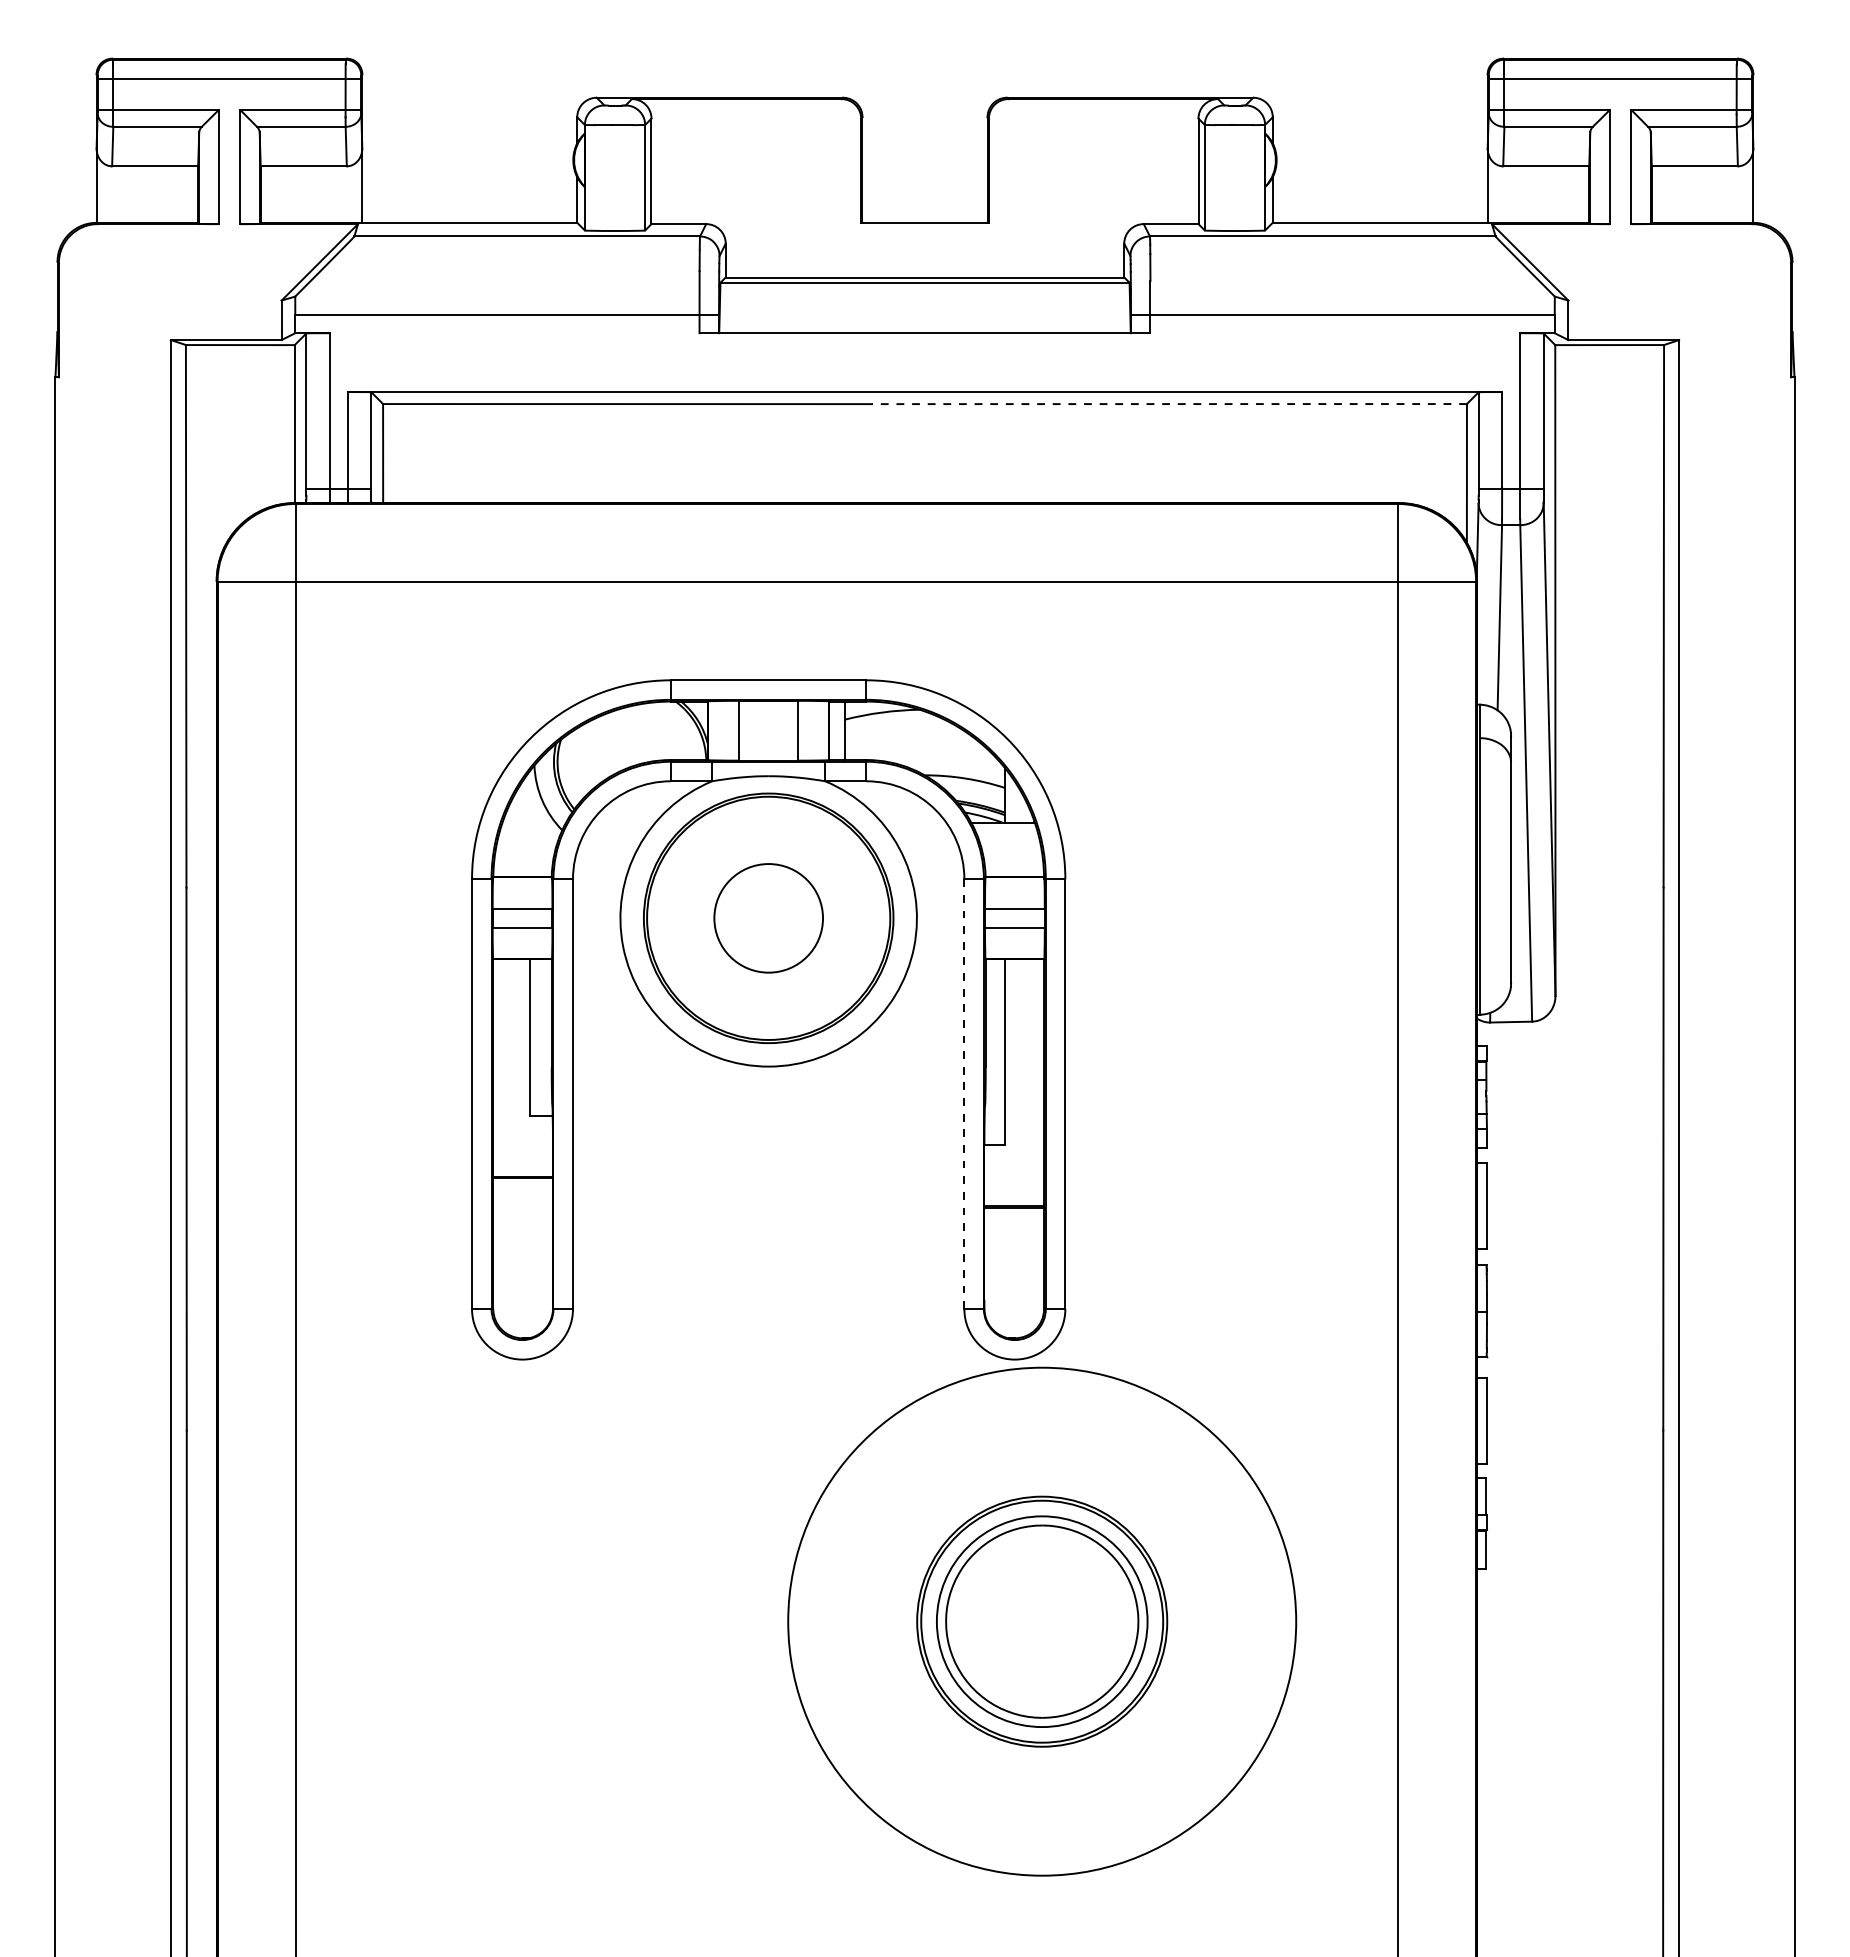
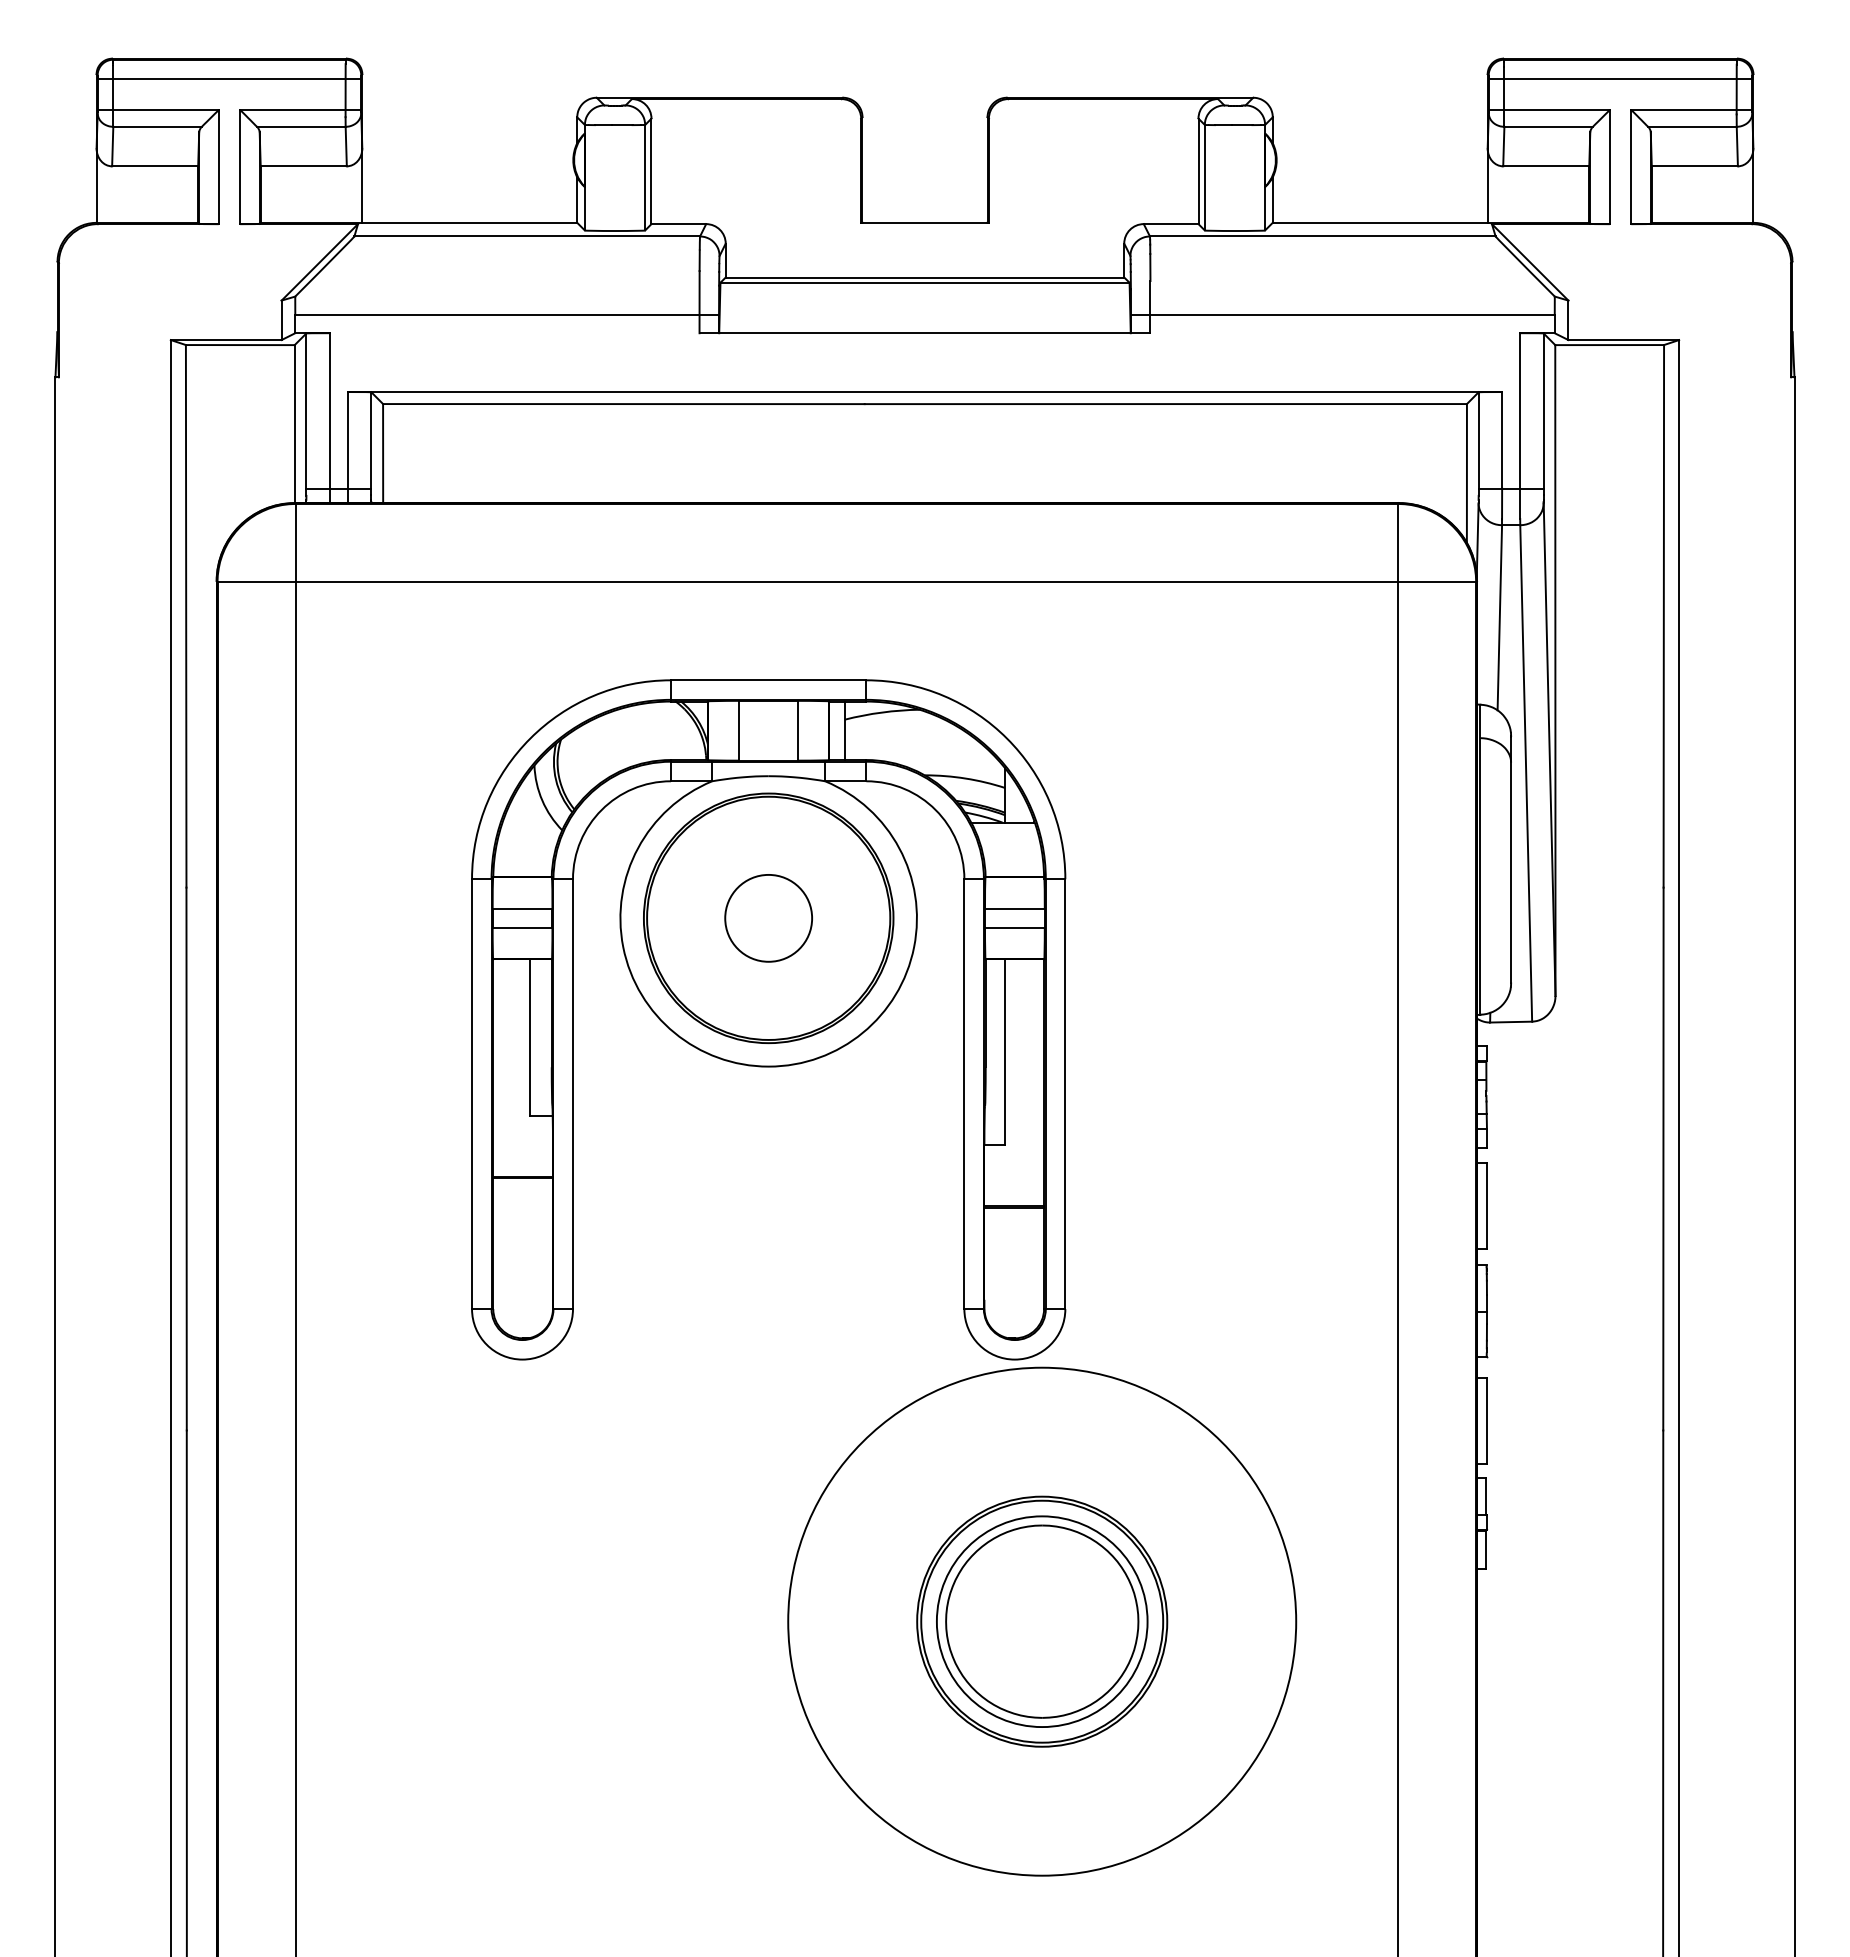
line: dashed -> solid (1165, 404)
circle diameter: 109 px -> 87 px (768, 917)
line: dashed -> solid (964, 1094)
